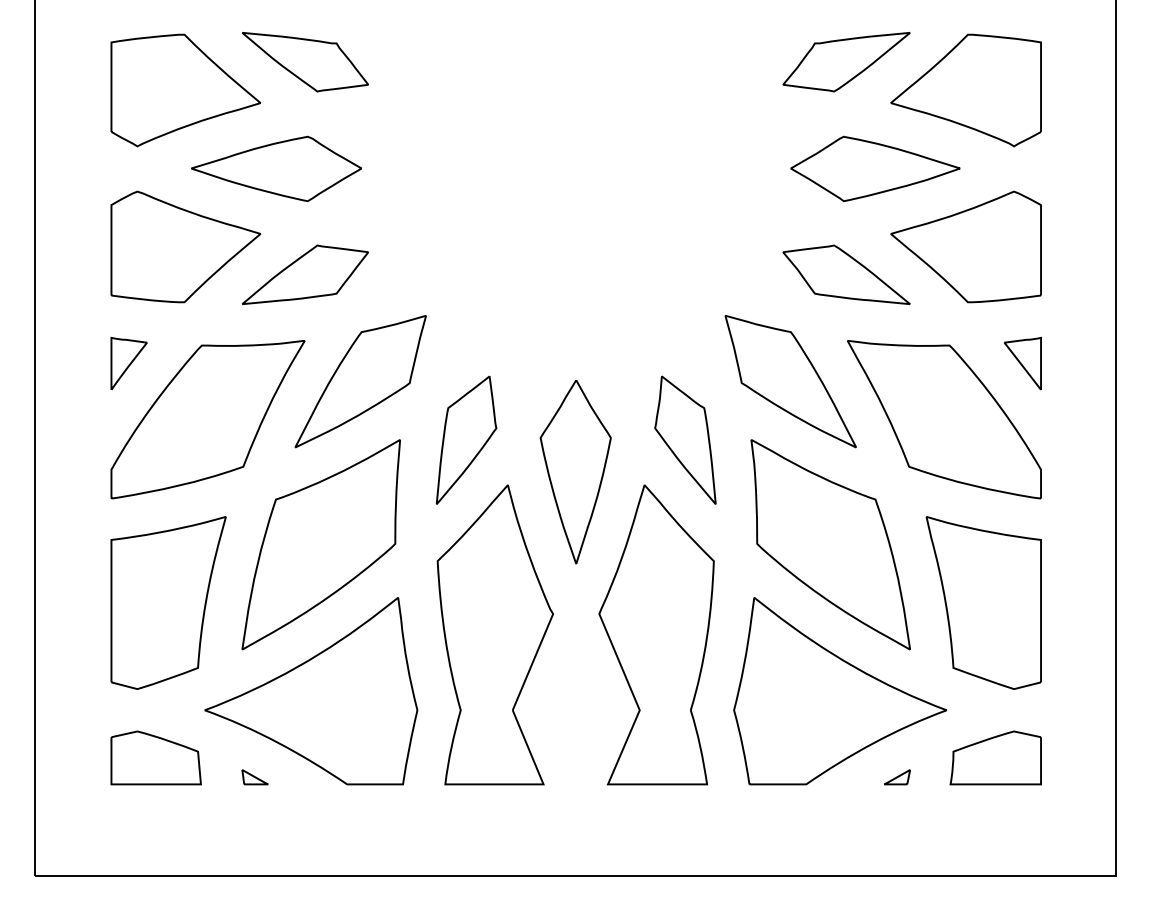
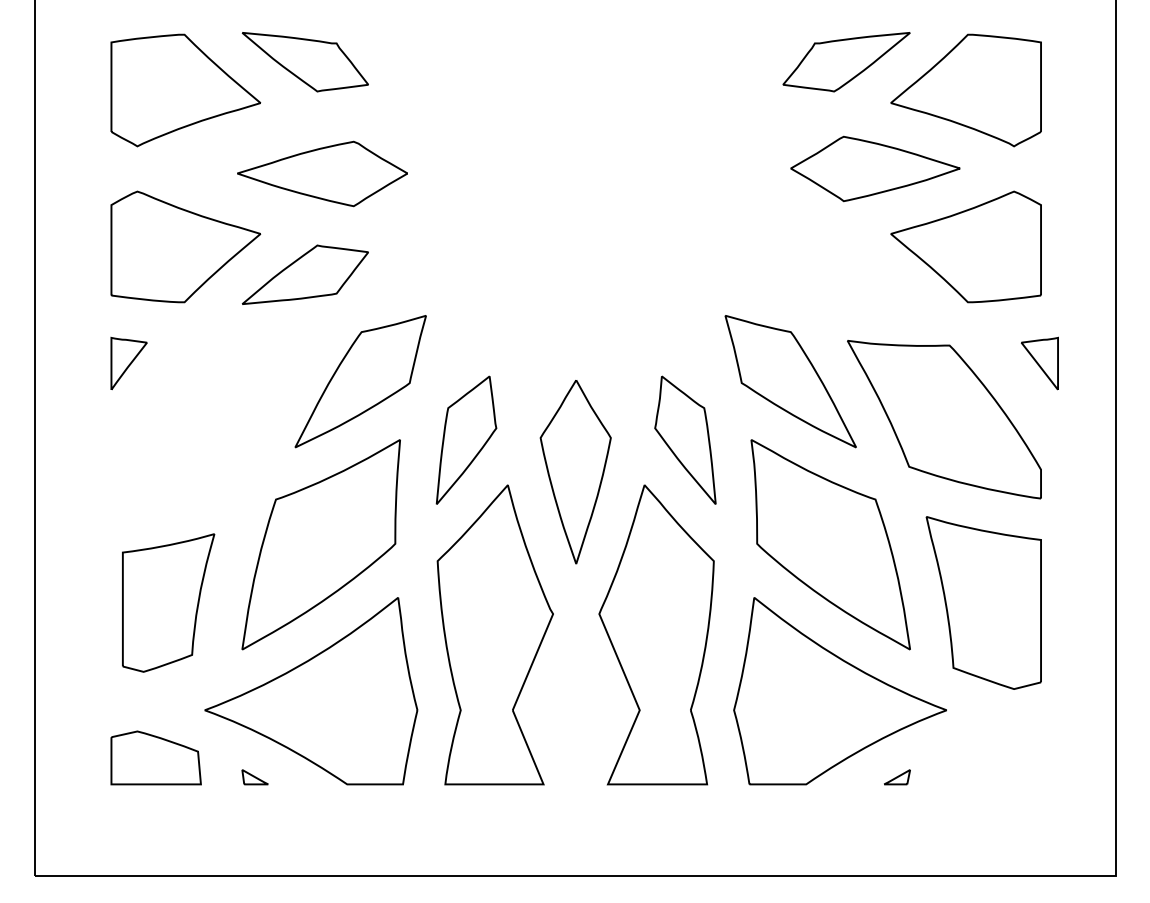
part position: (276, 168) -> (322, 173) (322, 173)
part: present -> none (846, 274)
part position: (1022, 363) -> (1039, 363) (1039, 363)
part: present -> none (207, 419)
part size: 117x174 px -> 94x140 px (168, 602)
part: present -> none (995, 757)
